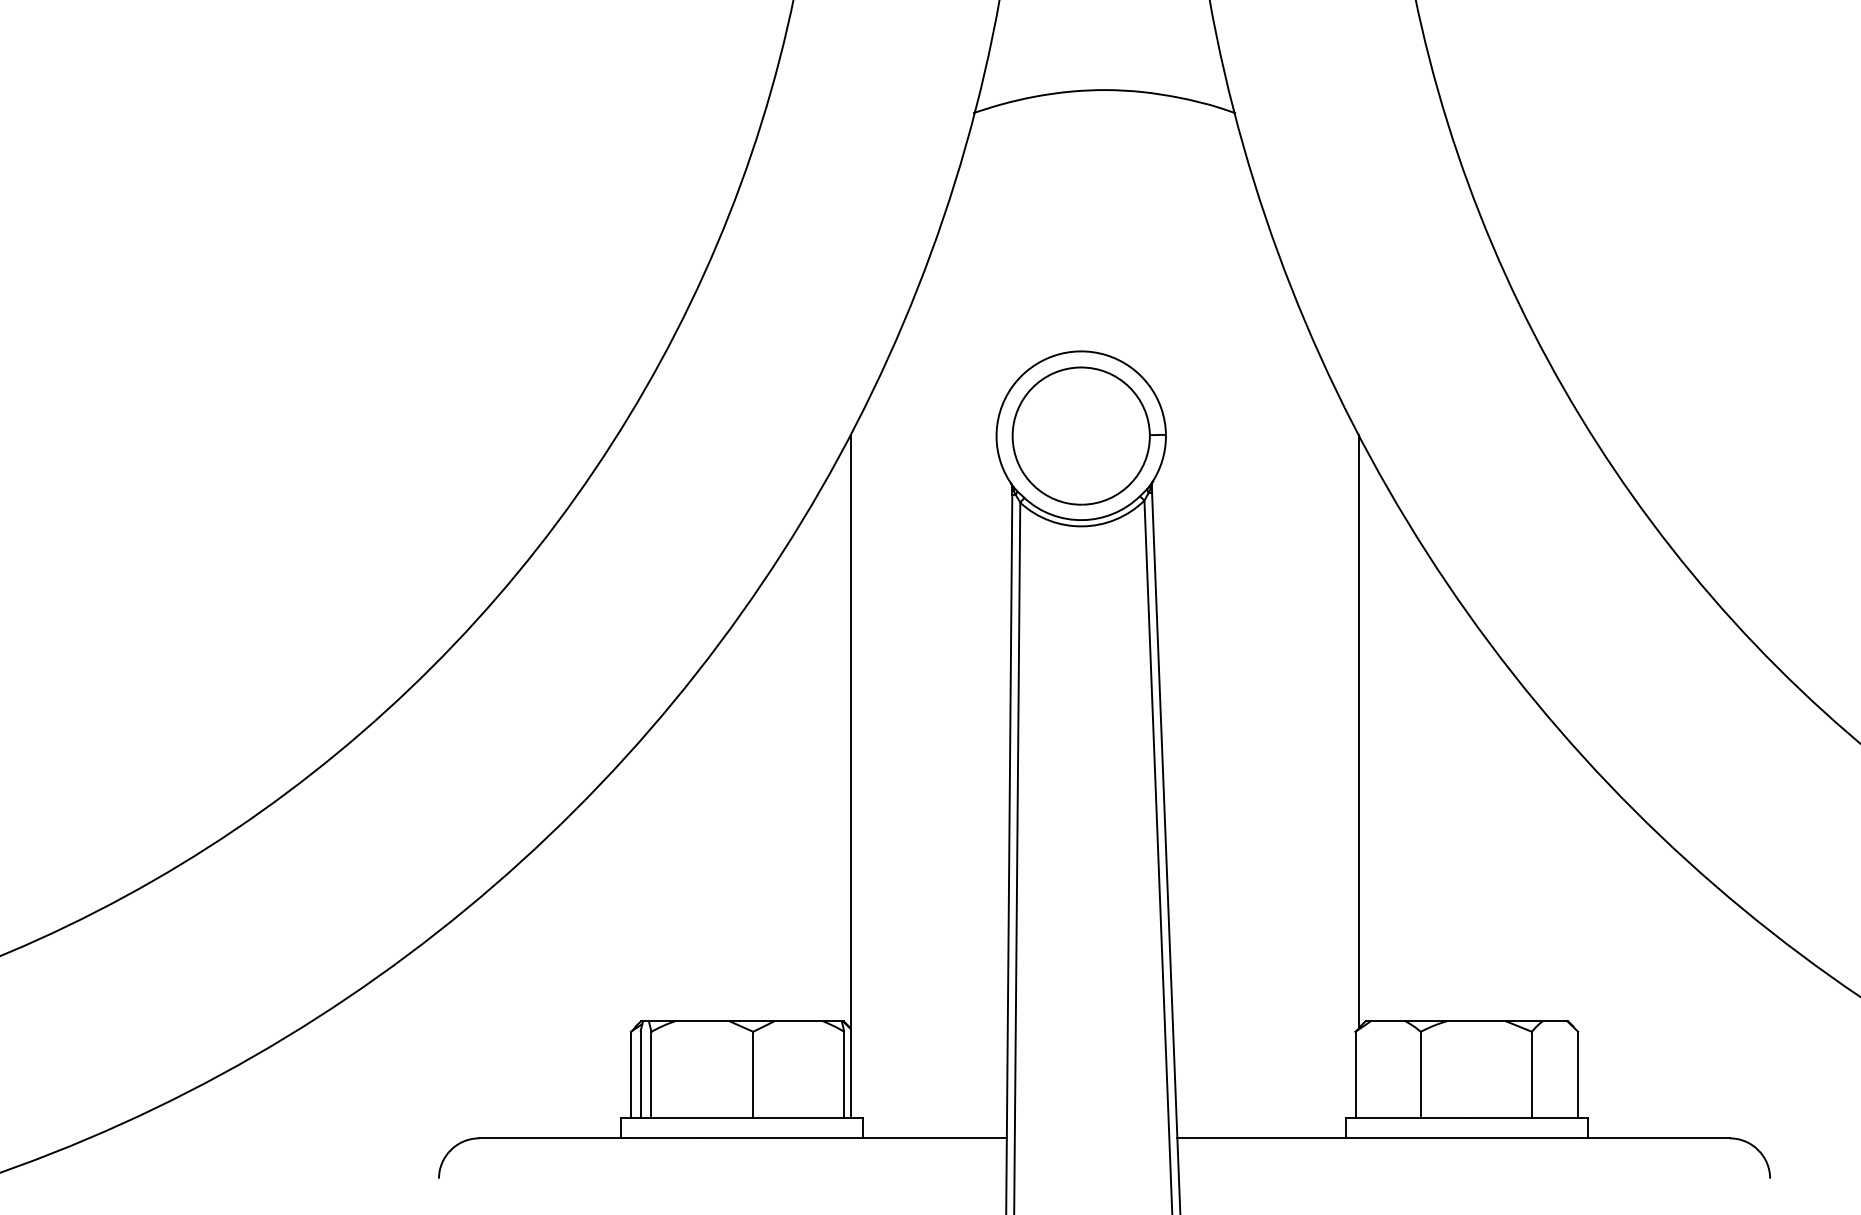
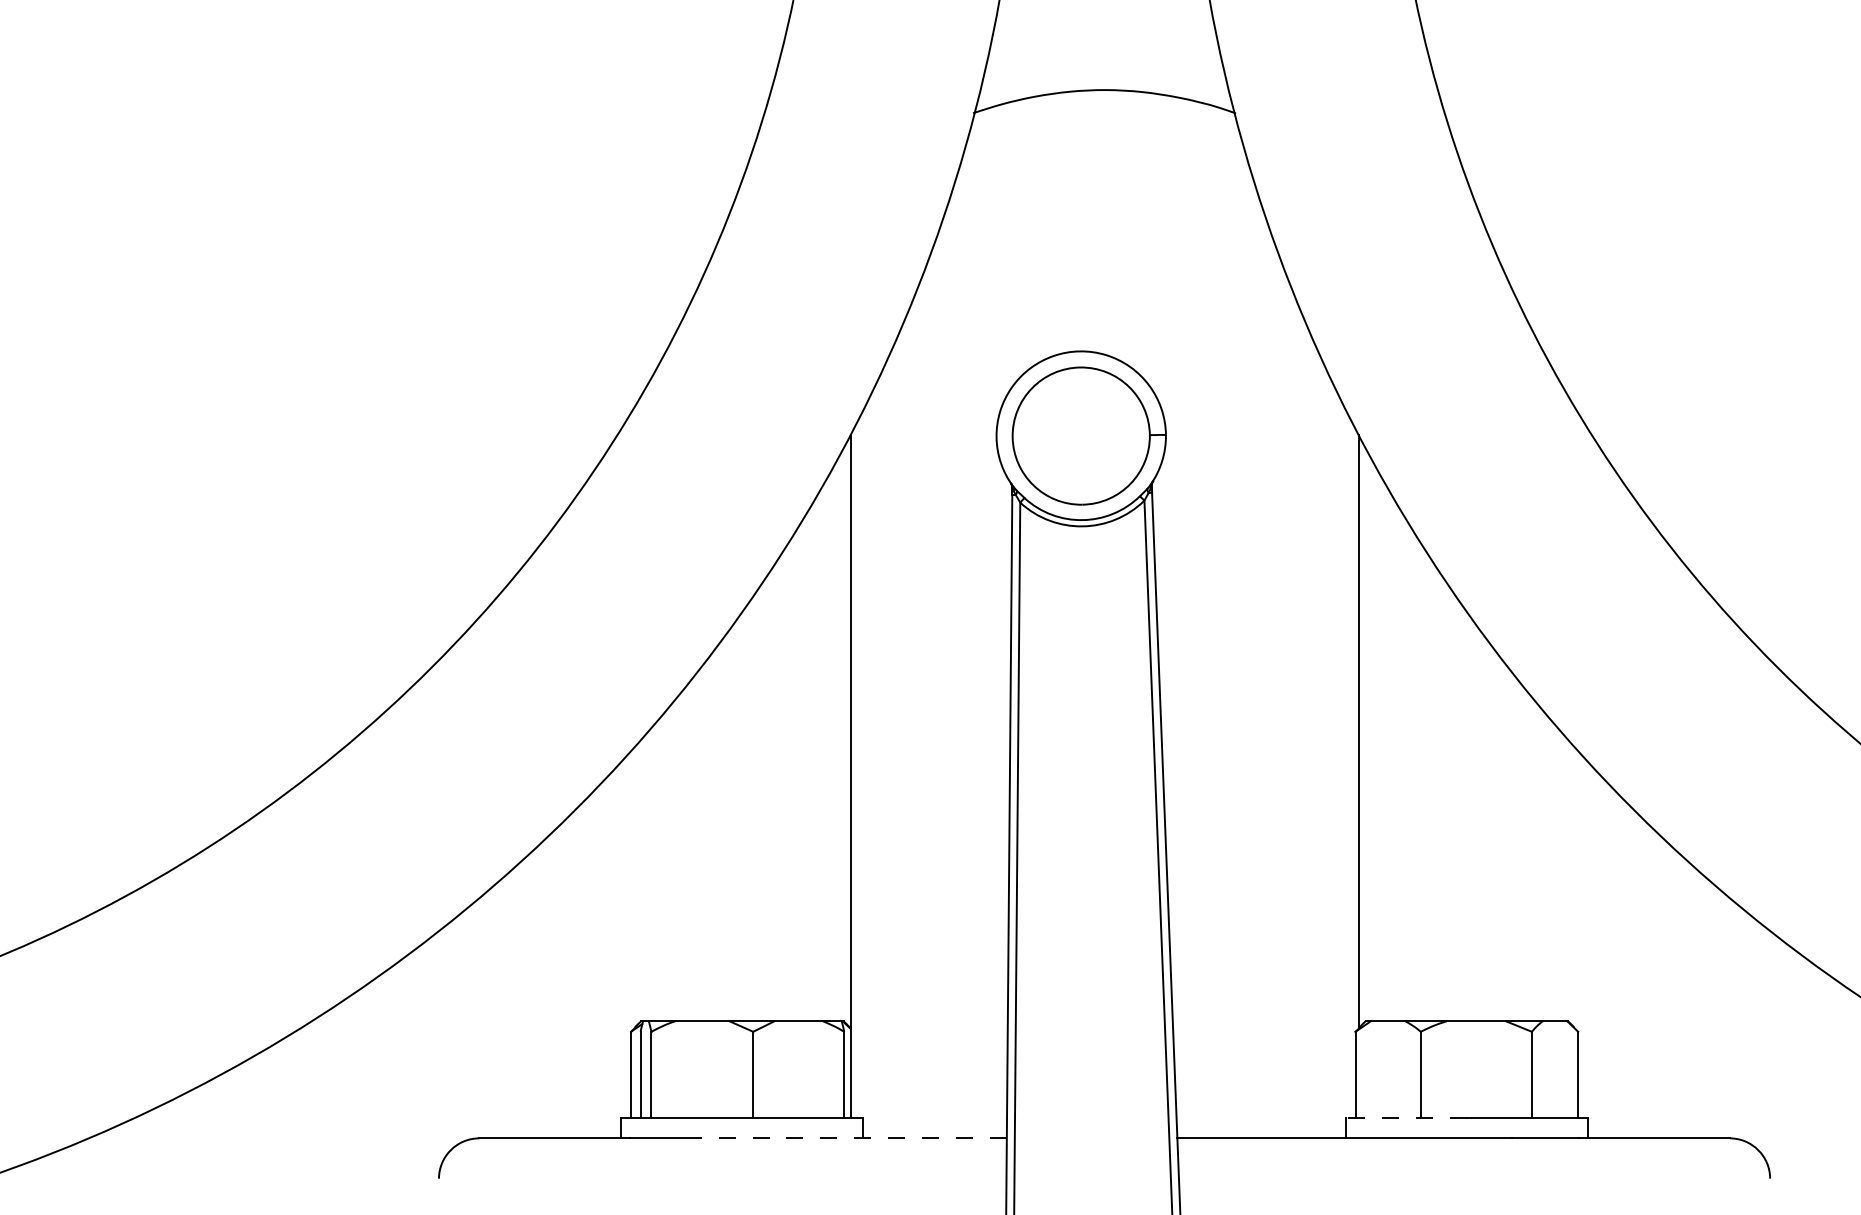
line: solid -> dashed (1405, 1118)
line: solid -> dashed (852, 1138)
